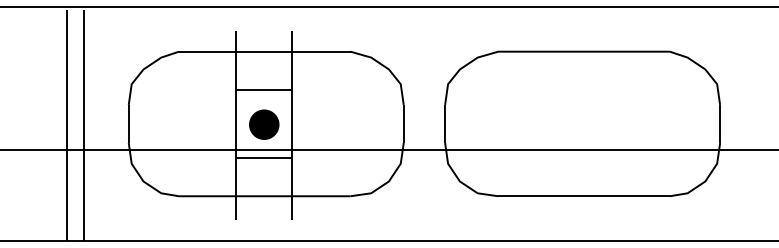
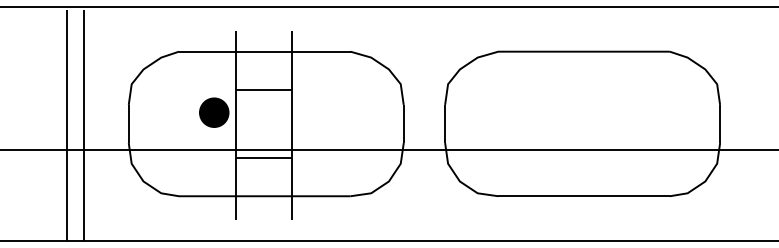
part position: (264, 124) -> (214, 112) (214, 112)
